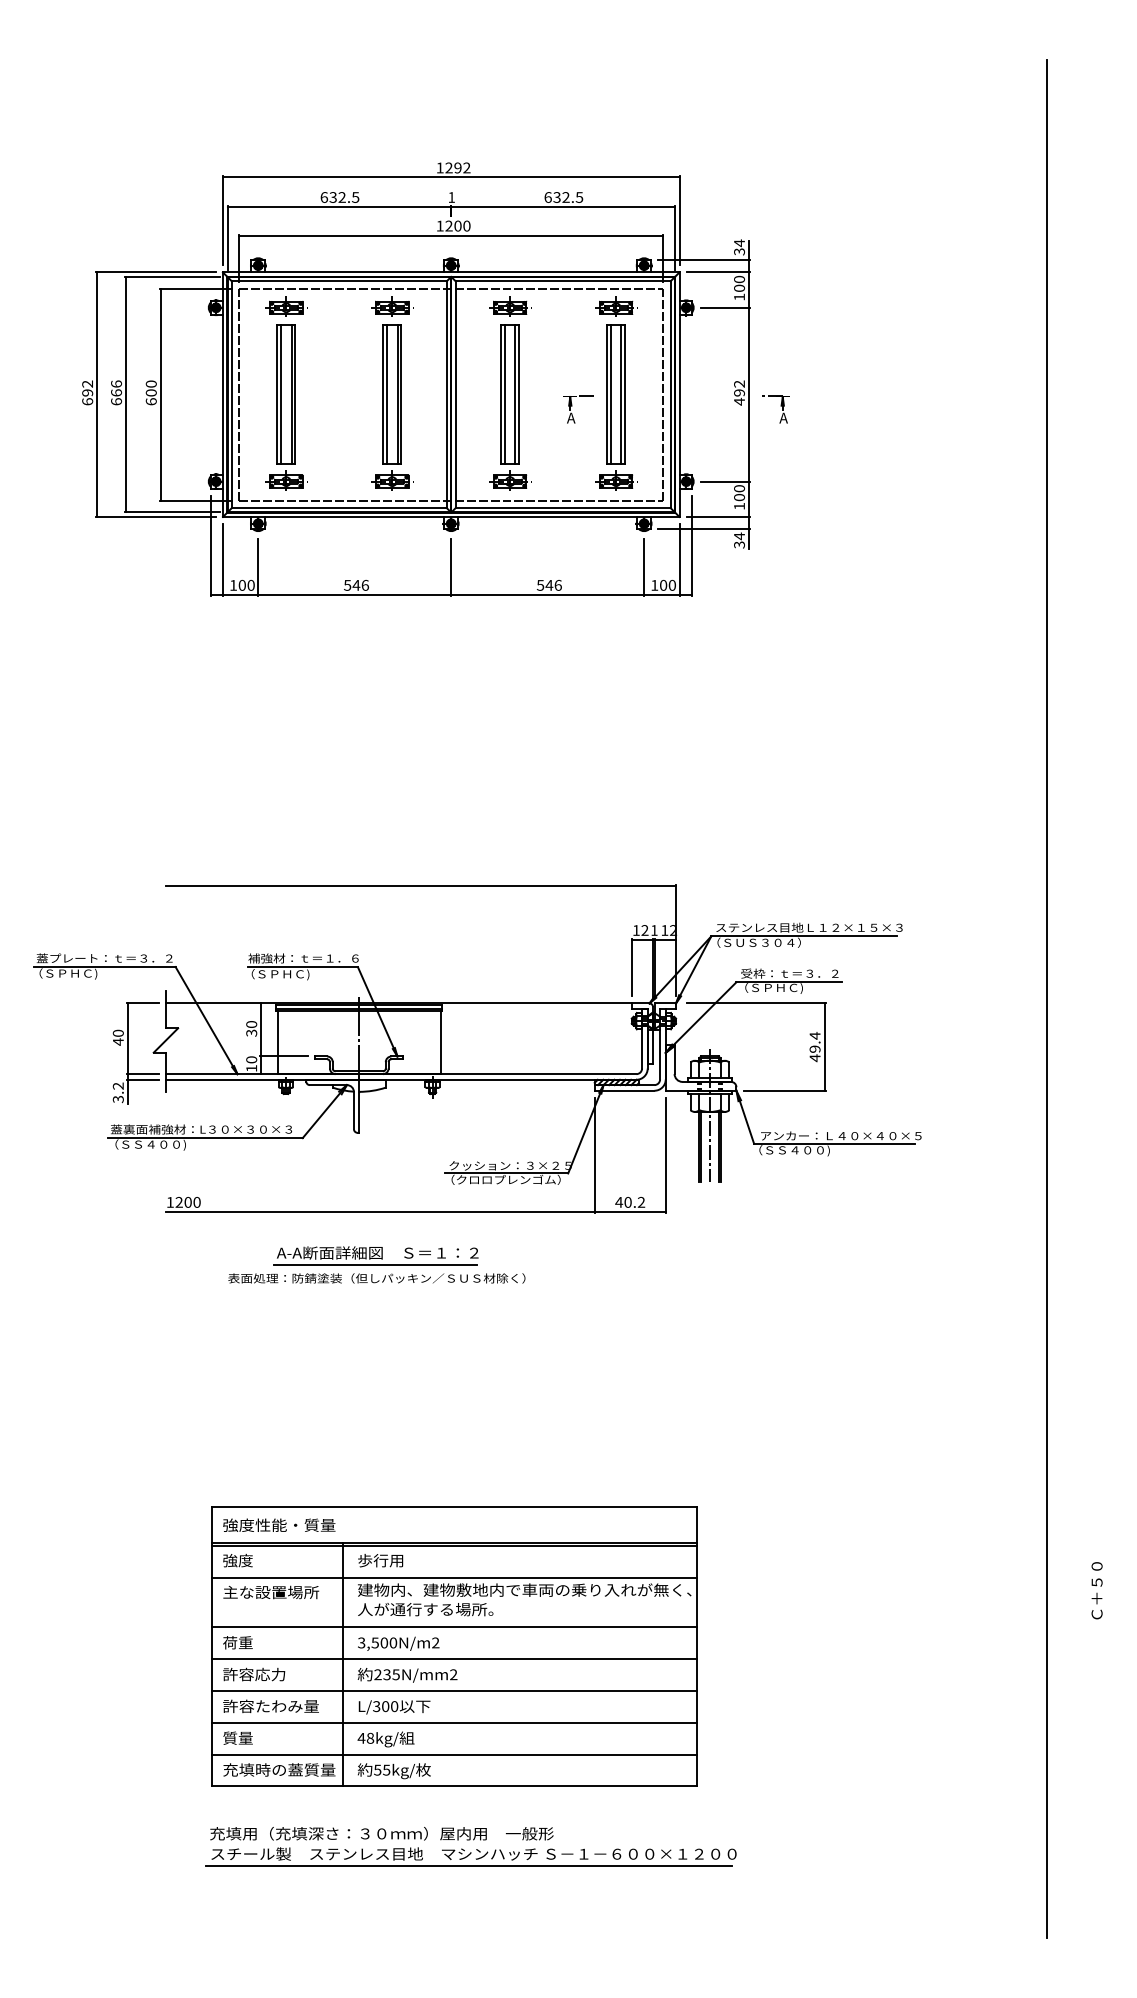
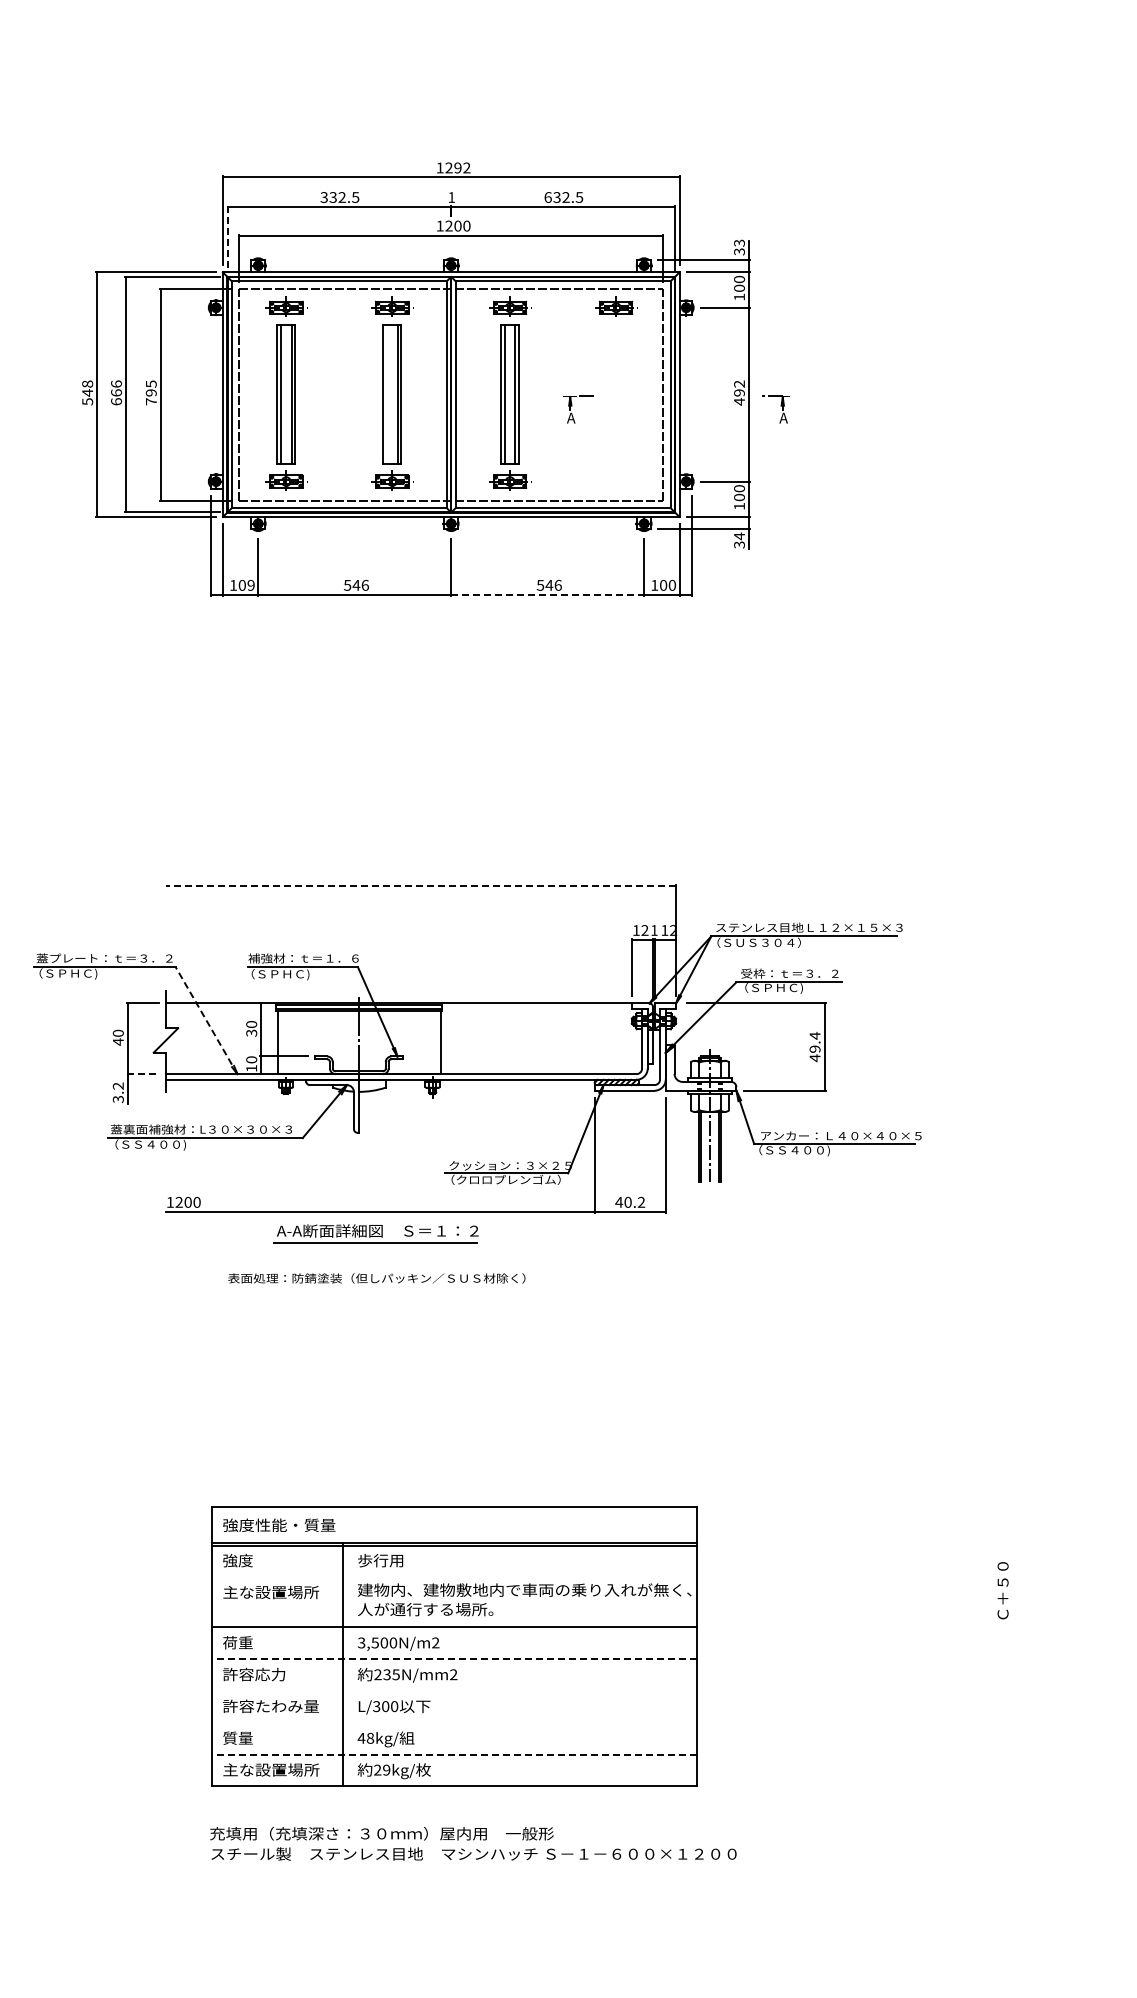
text: 632.5 -> 332.5 (324, 197)
line: solid -> dashed (227, 238)
text: 34 -> 33 (739, 243)
text: 692 -> 548 (87, 392)
text: 600 -> 795 (150, 392)
line: present -> none (386, 394)
part: present -> none (616, 407)
text: 100 -> 109 (250, 585)
line: solid -> dashed (548, 594)
line: solid -> dashed (420, 886)
line: present -> none (1047, 998)
line: solid -> dashed (206, 1020)
line: solid -> dashed (143, 1074)
line: present -> none (142, 1079)
part position: (375, 1255) -> (375, 1233) (375, 1233)
line: present -> none (454, 1577)
text position: (1096, 1590) -> (1002, 1590) (1002, 1590)
line: solid -> dashed (454, 1659)
line: present -> none (454, 1690)
line: present -> none (454, 1722)
line: solid -> dashed (454, 1754)
text: 充填時の蓋質量 -> 主な設置場所 (279, 1769)
text: 55kg/ -> 29kg/ (382, 1769)
line: present -> none (469, 1865)
